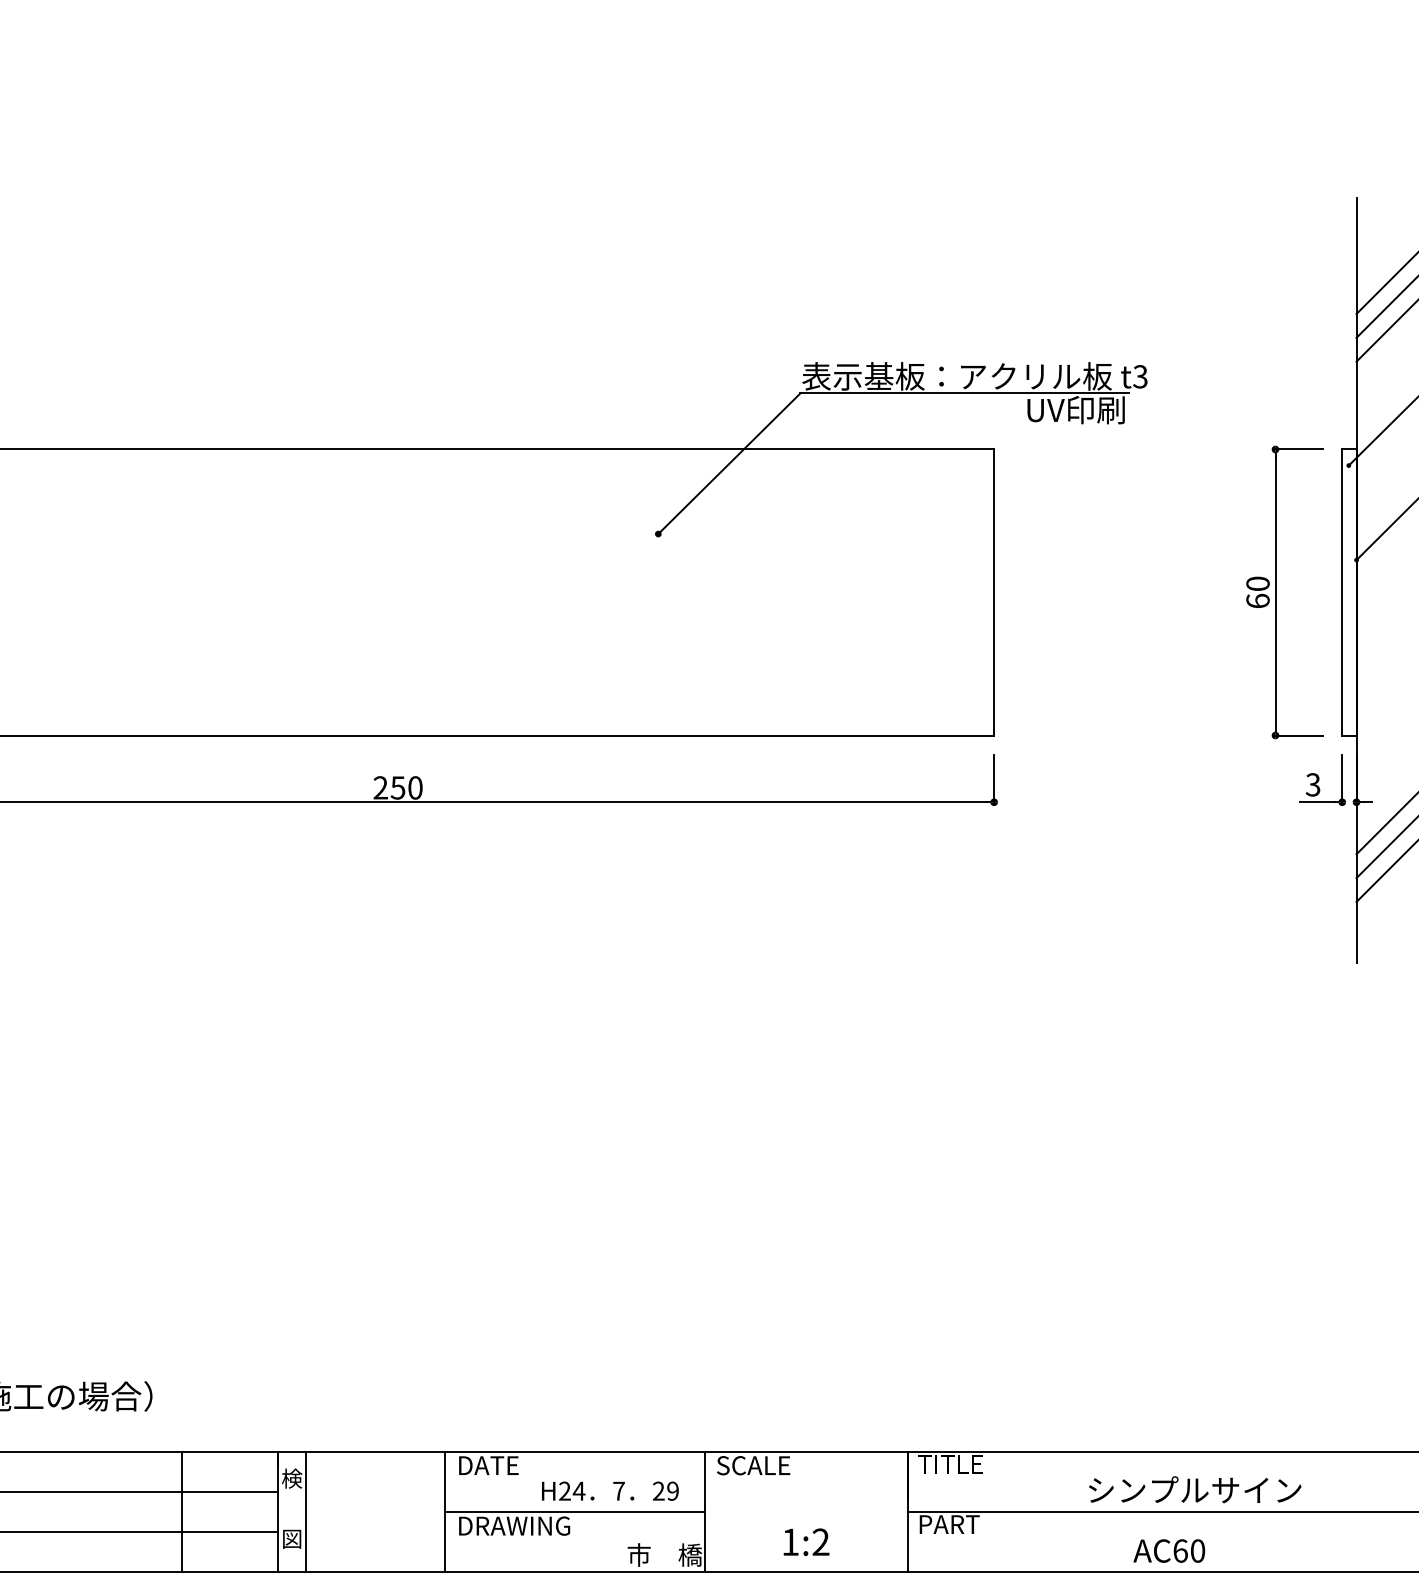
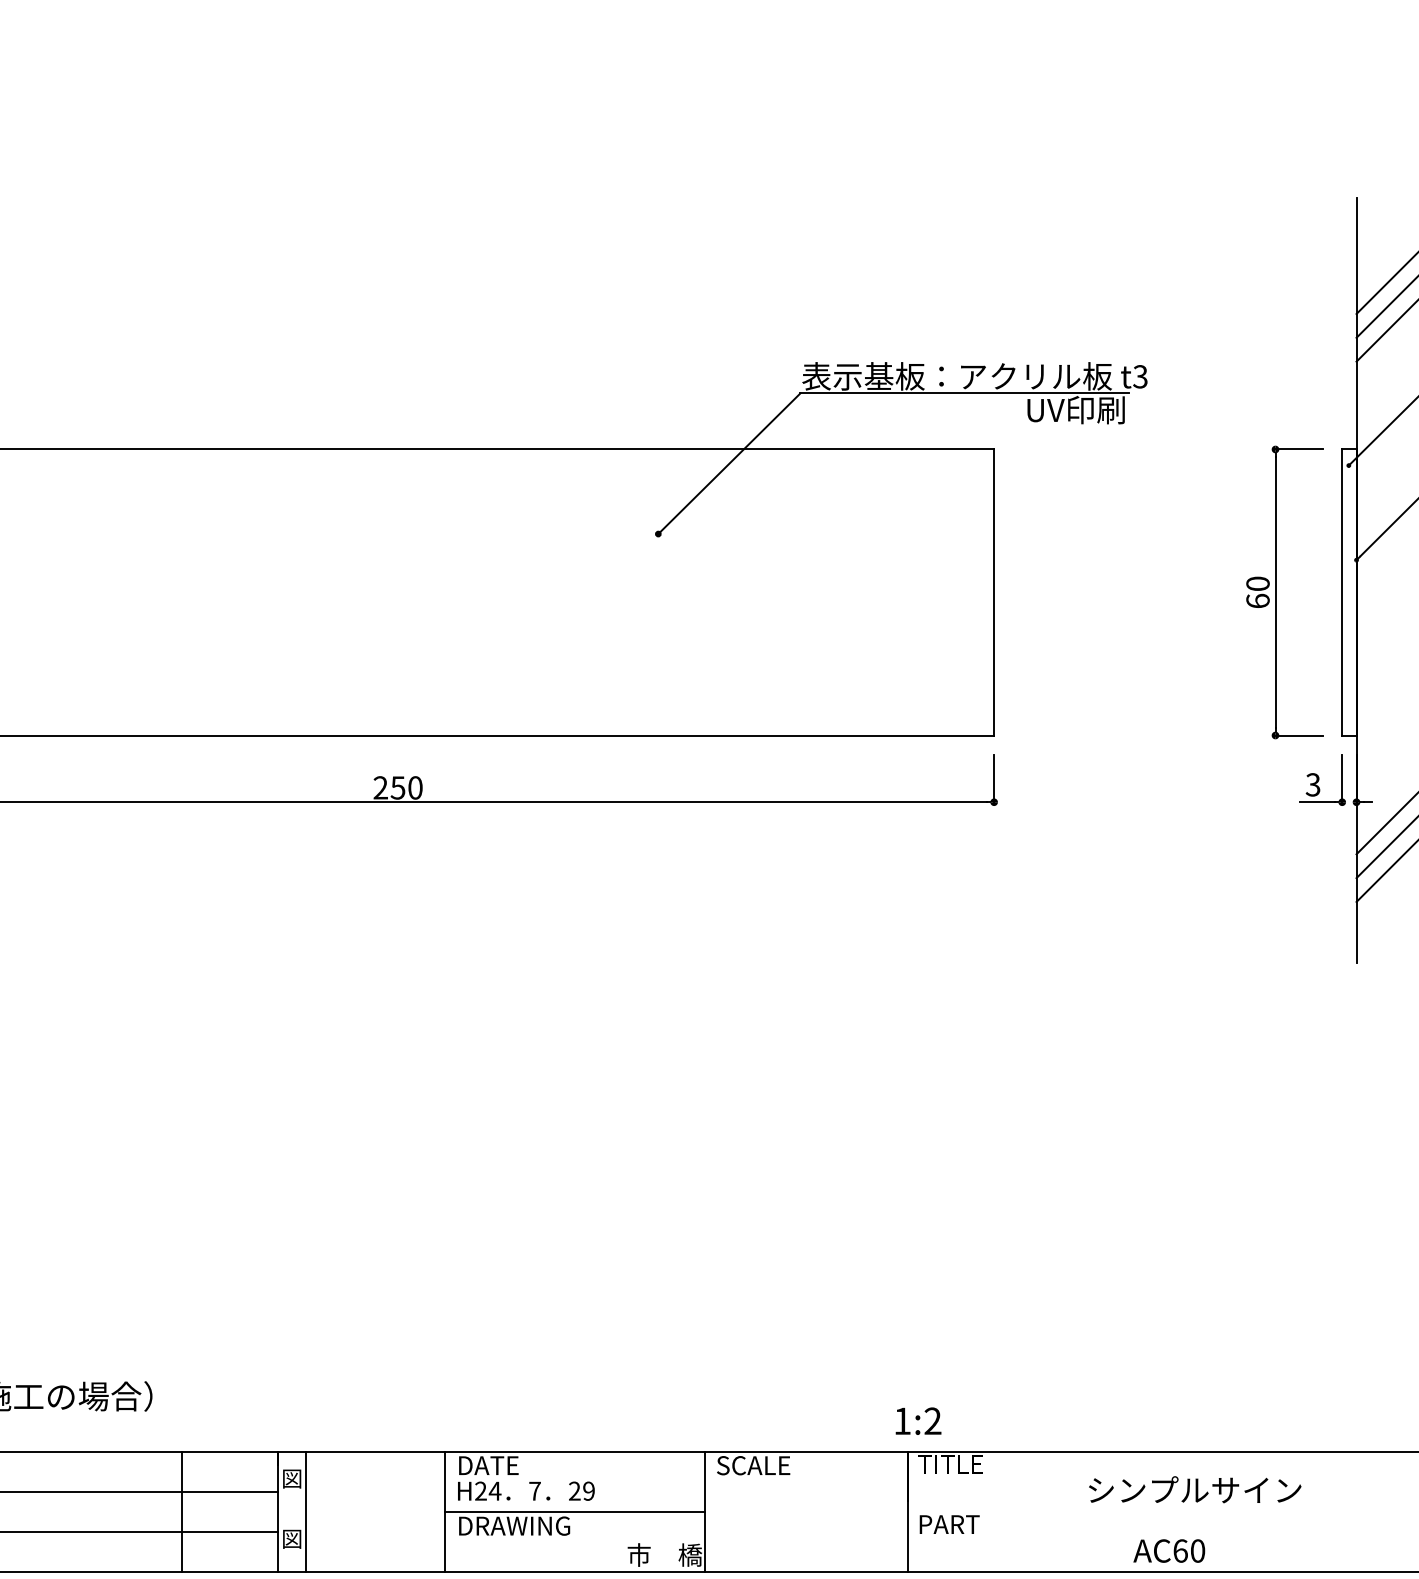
text: 検 -> 図 (292, 1478)
text position: (610, 1490) -> (526, 1490) (526, 1490)
line: present -> none (1161, 1511)
text position: (806, 1541) -> (918, 1420) (918, 1420)
